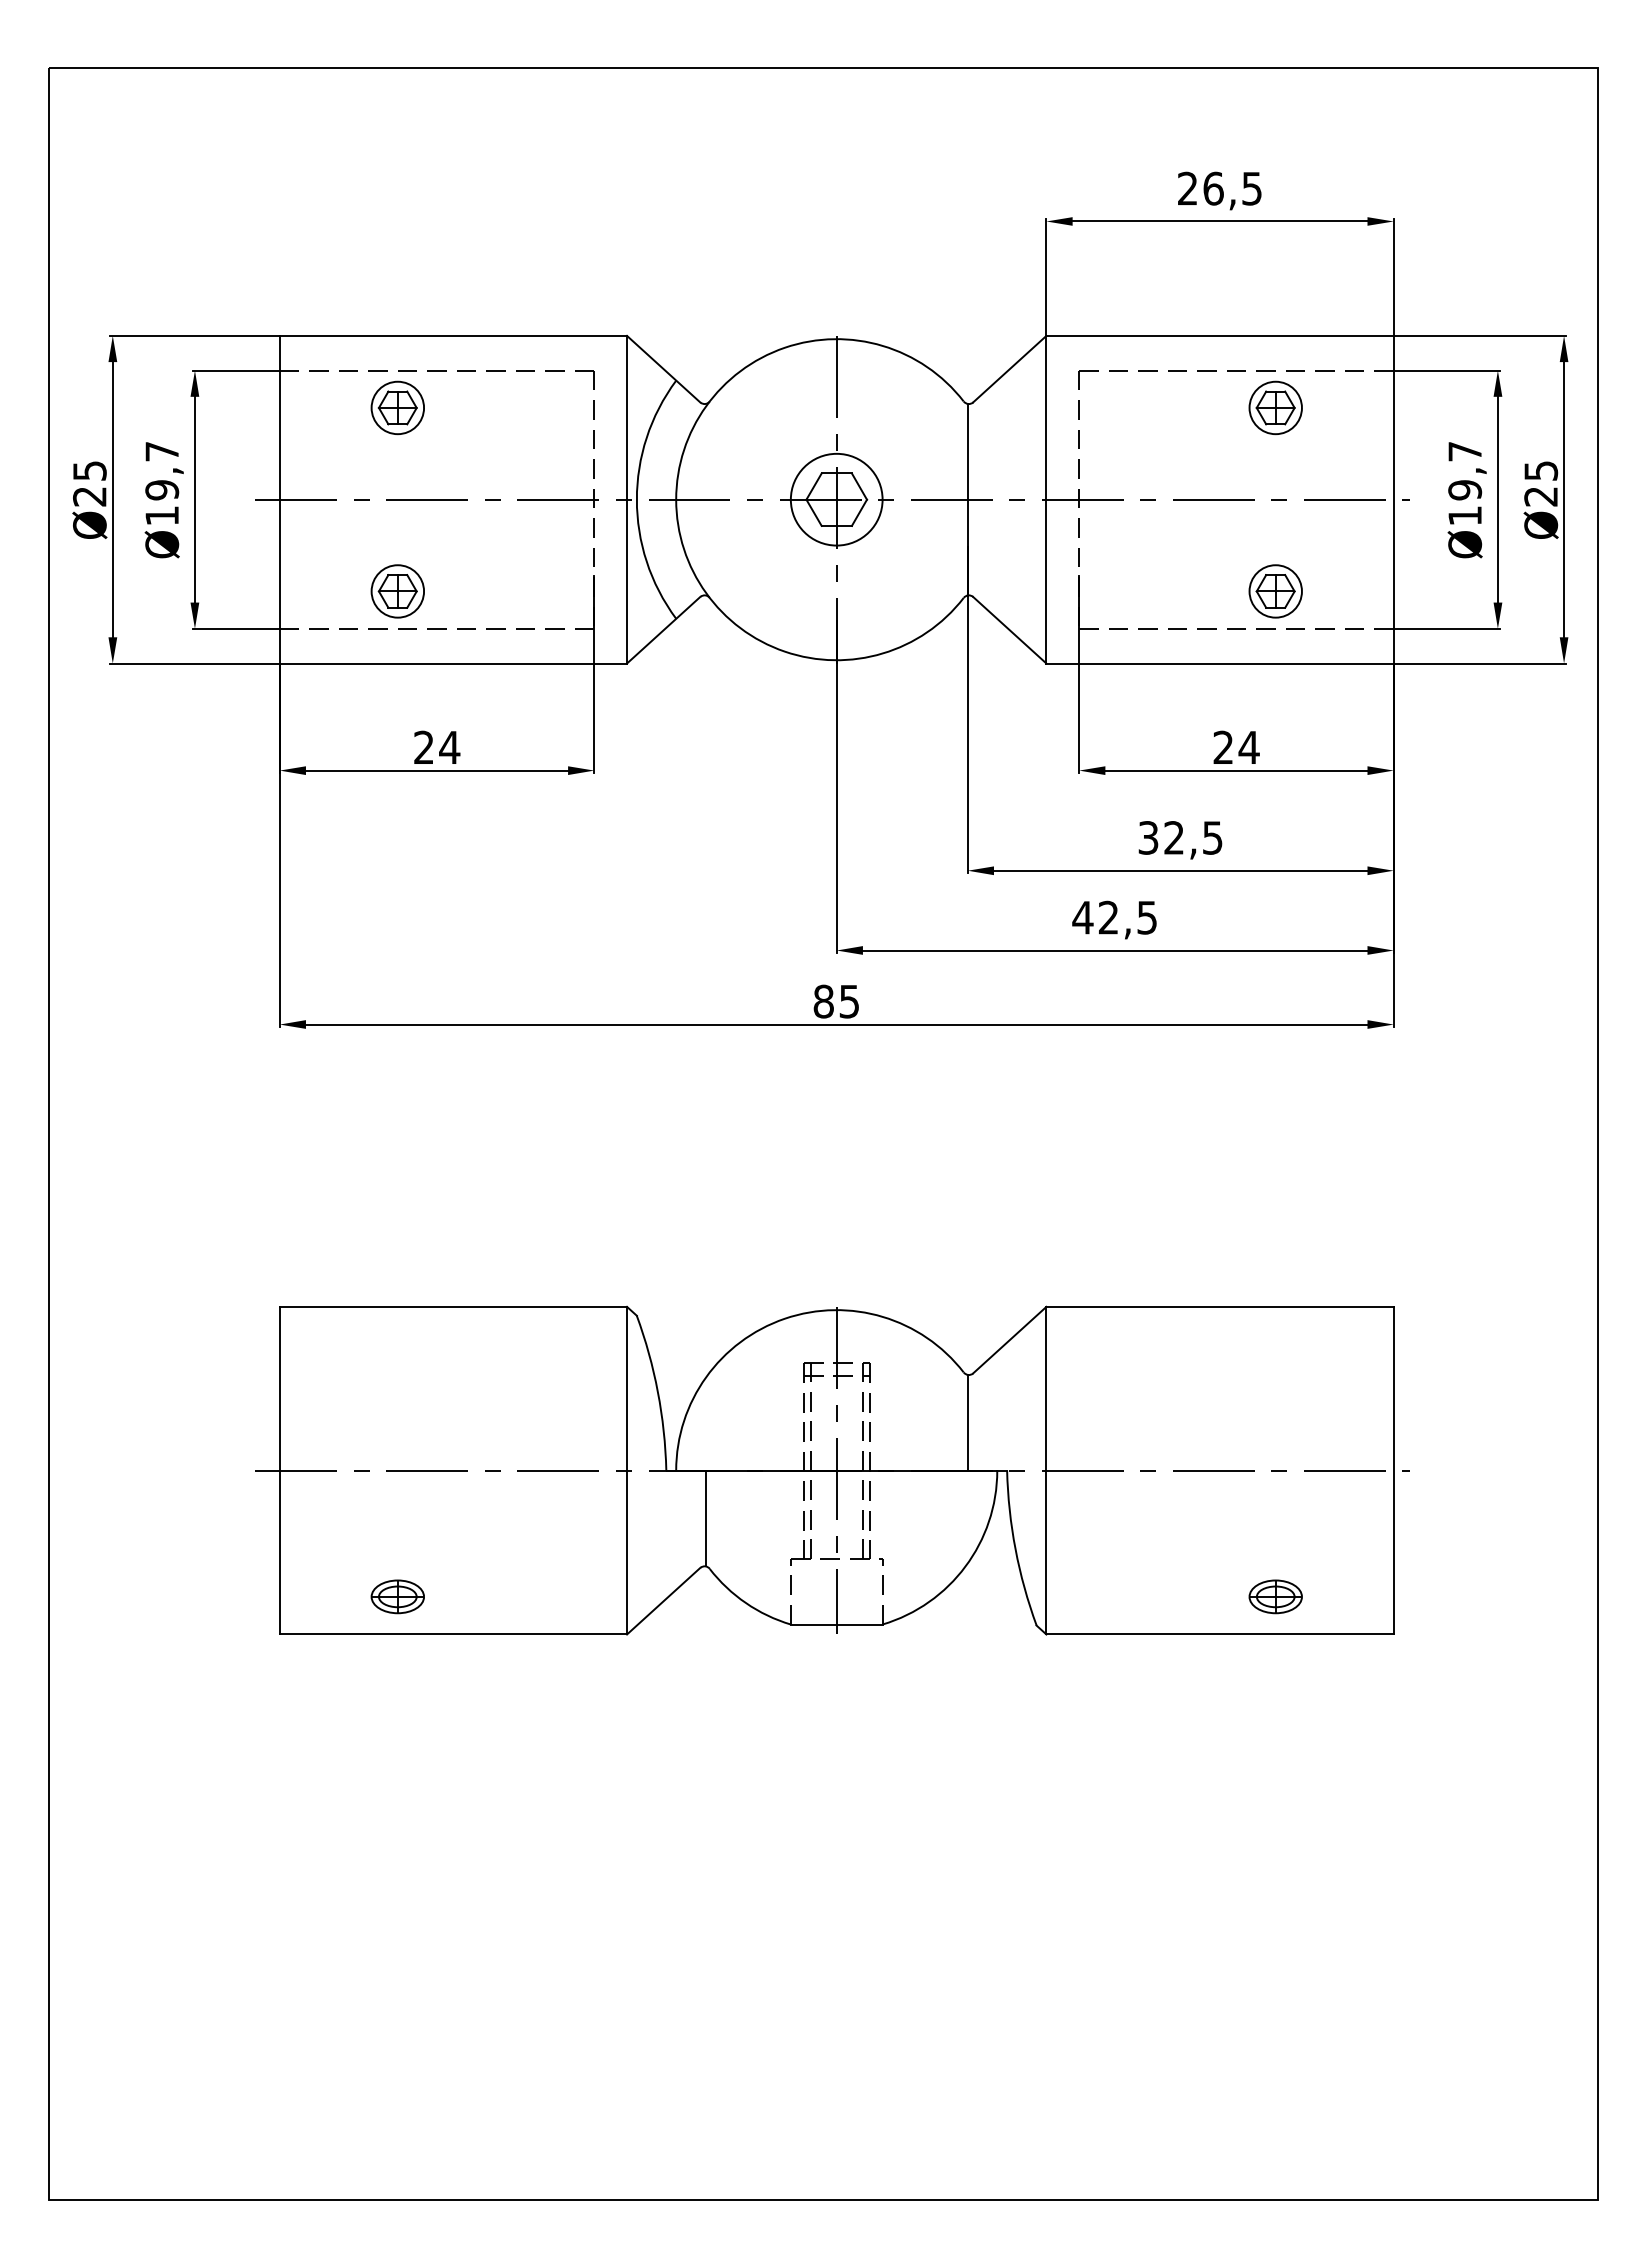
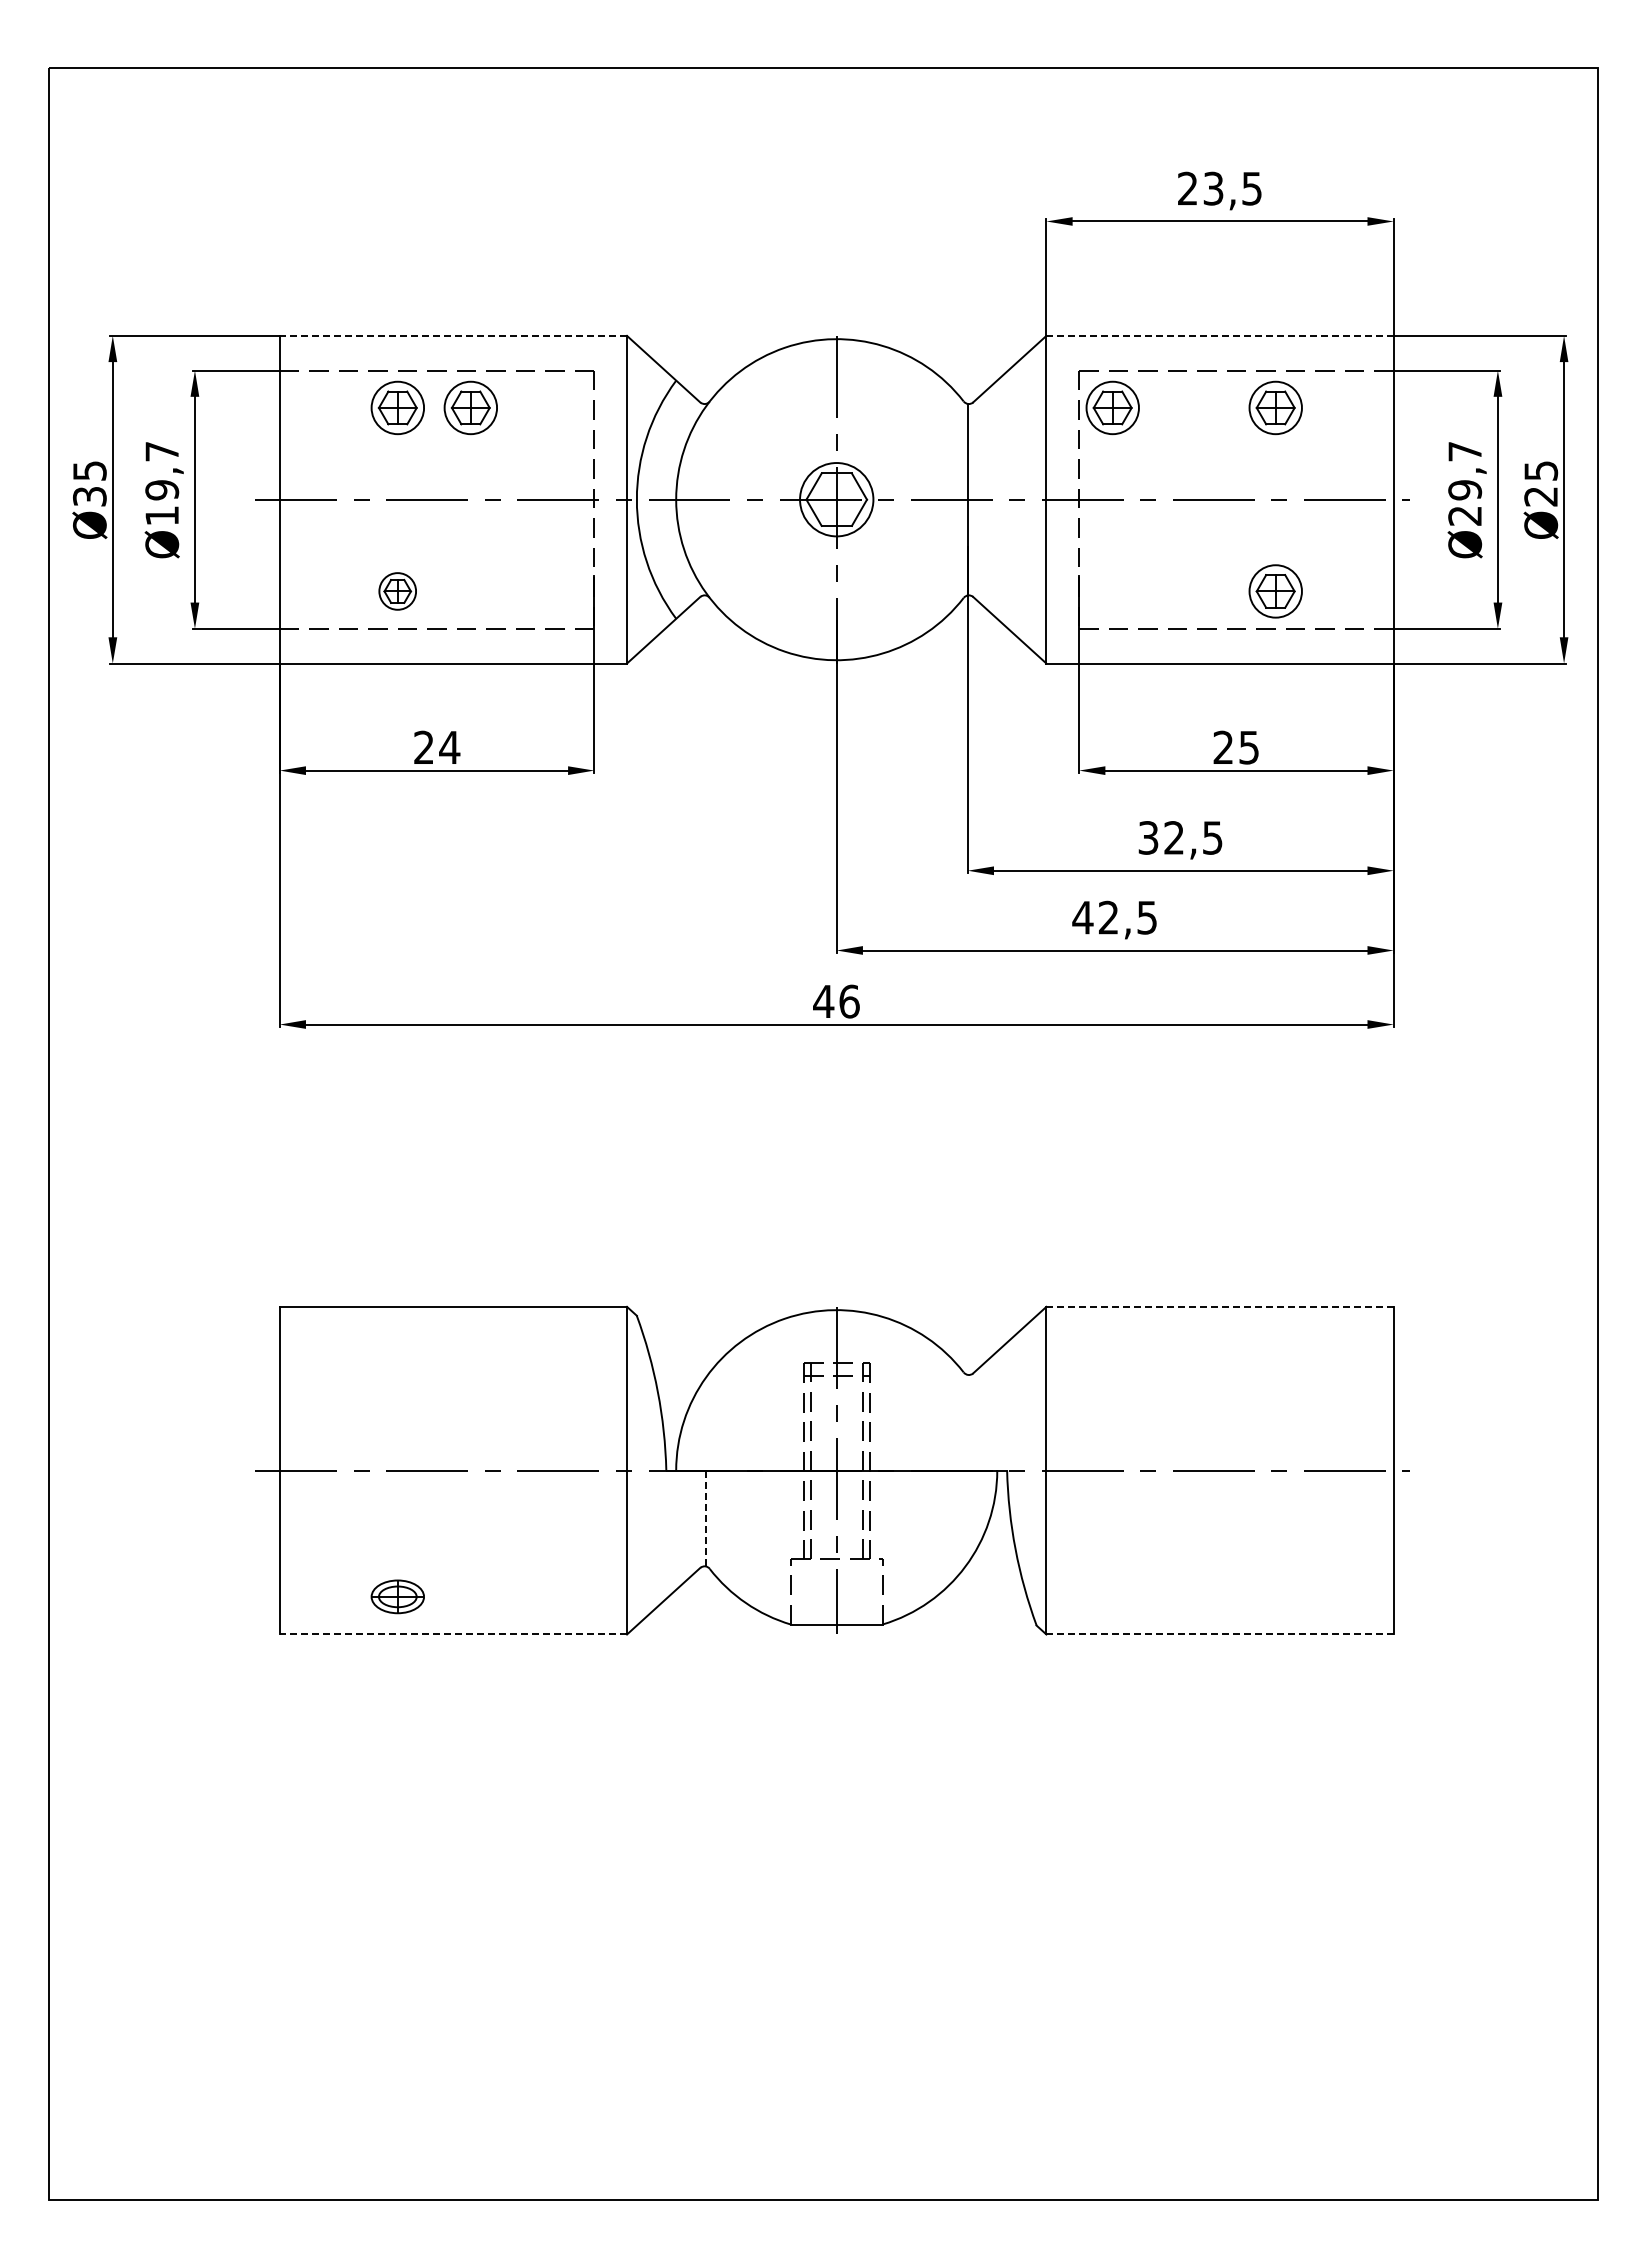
text: 26,5 -> 23,5 (1213, 188)
line: solid -> dashed (453, 335)
line: solid -> dashed (1220, 335)
part: none -> present (470, 407)
part: none -> present (1112, 407)
text: Ø25 -> Ø35 (89, 496)
circle diameter: 92 px -> 73 px (836, 499)
text: Ø19,7 -> Ø29,7 (1464, 515)
part size: 55x55 px -> 39x39 px (397, 591)
text: 24 -> 25 (1248, 747)
text: 85 -> 46 (836, 1001)
line: solid -> dashed (1220, 1306)
line: present -> none (967, 1422)
line: solid -> dashed (705, 1518)
part: present -> none (1275, 1596)
line: solid -> dashed (453, 1634)
line: solid -> dashed (1220, 1634)
